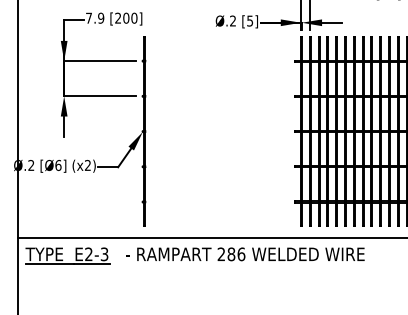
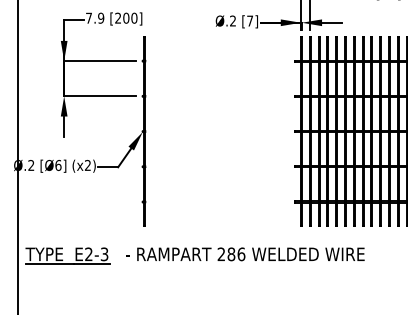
text: [5] -> [7] (249, 20)
line: present -> none (211, 238)
